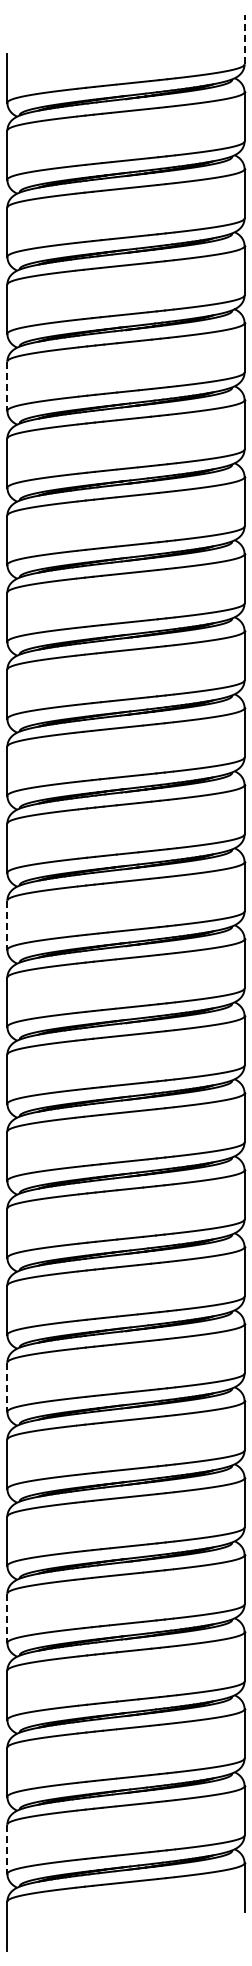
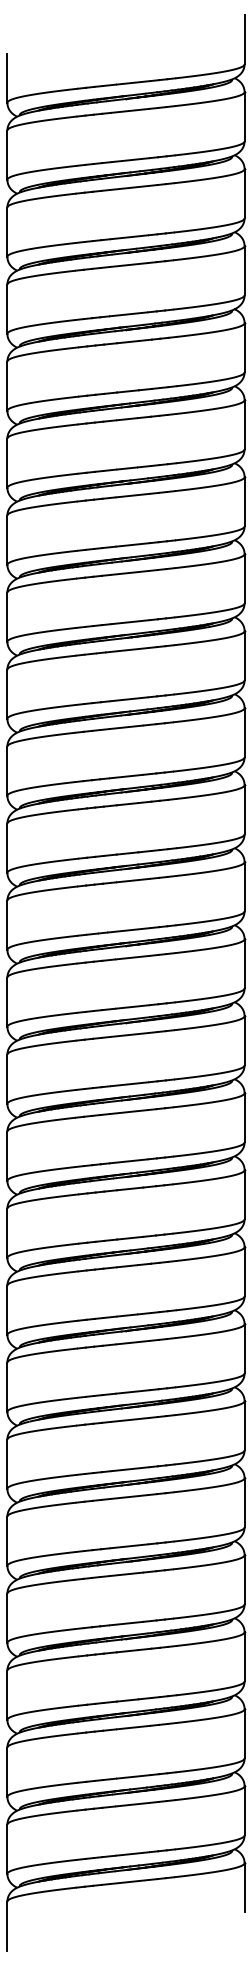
line: dashed -> solid (244, 39)
line: dashed -> solid (7, 386)
line: dashed -> solid (7, 925)
line: dashed -> solid (7, 1387)
line: dashed -> solid (7, 1618)
line: dashed -> solid (7, 1849)
